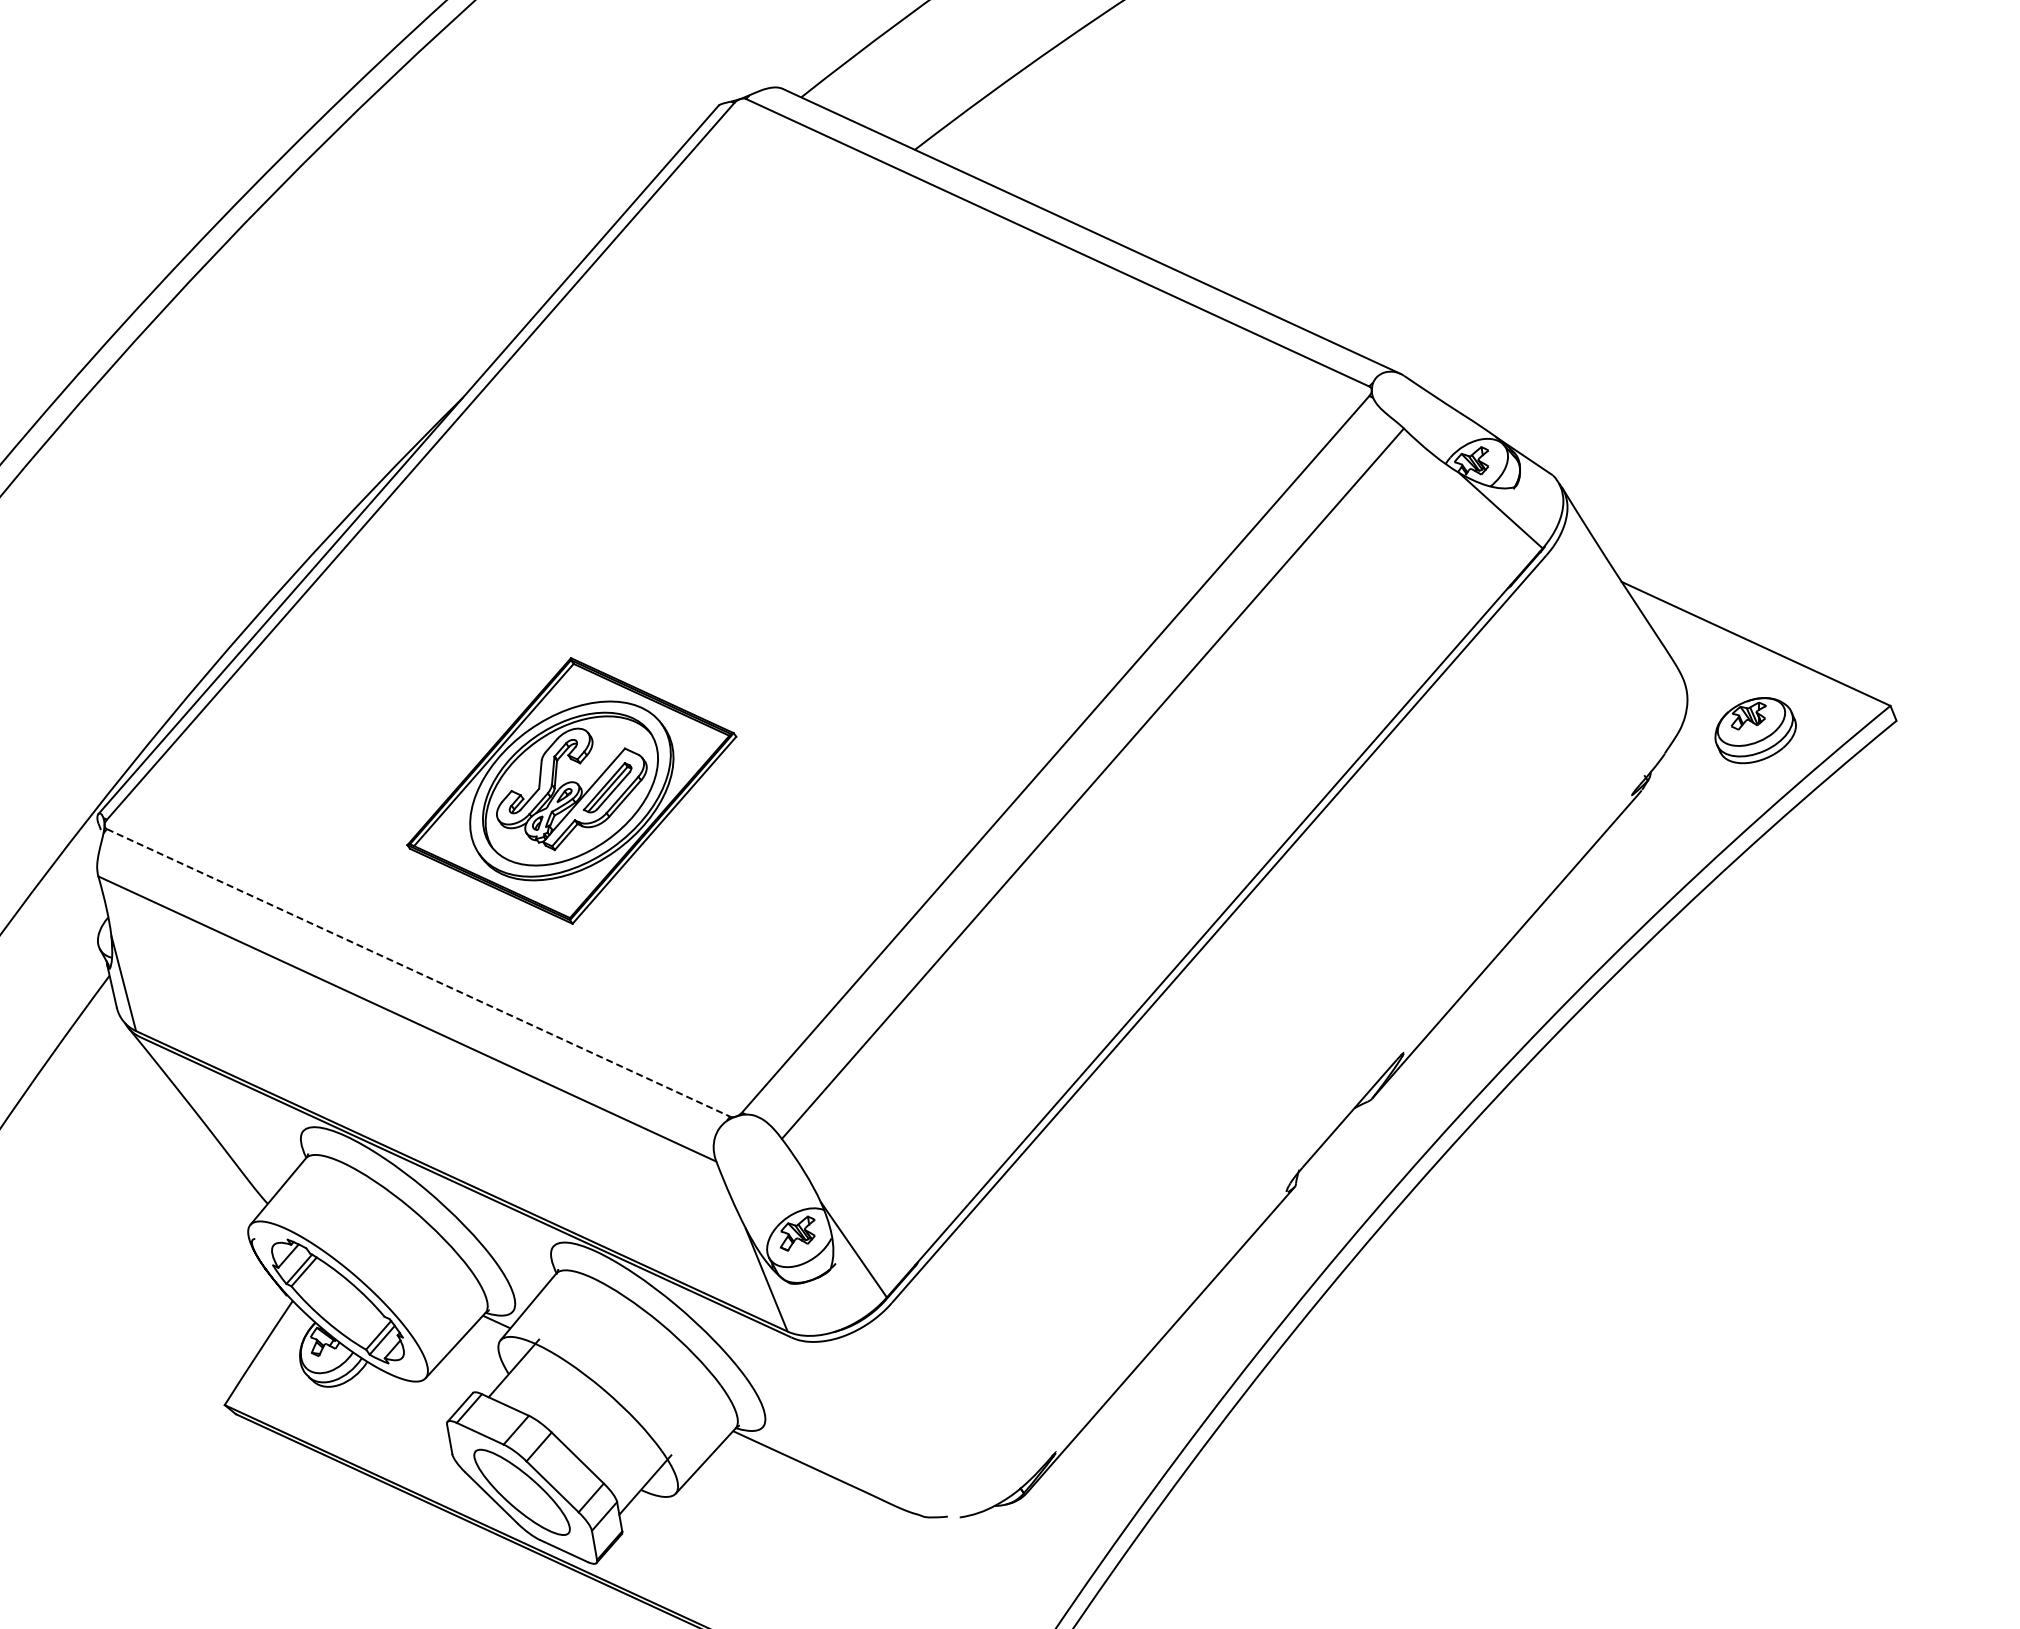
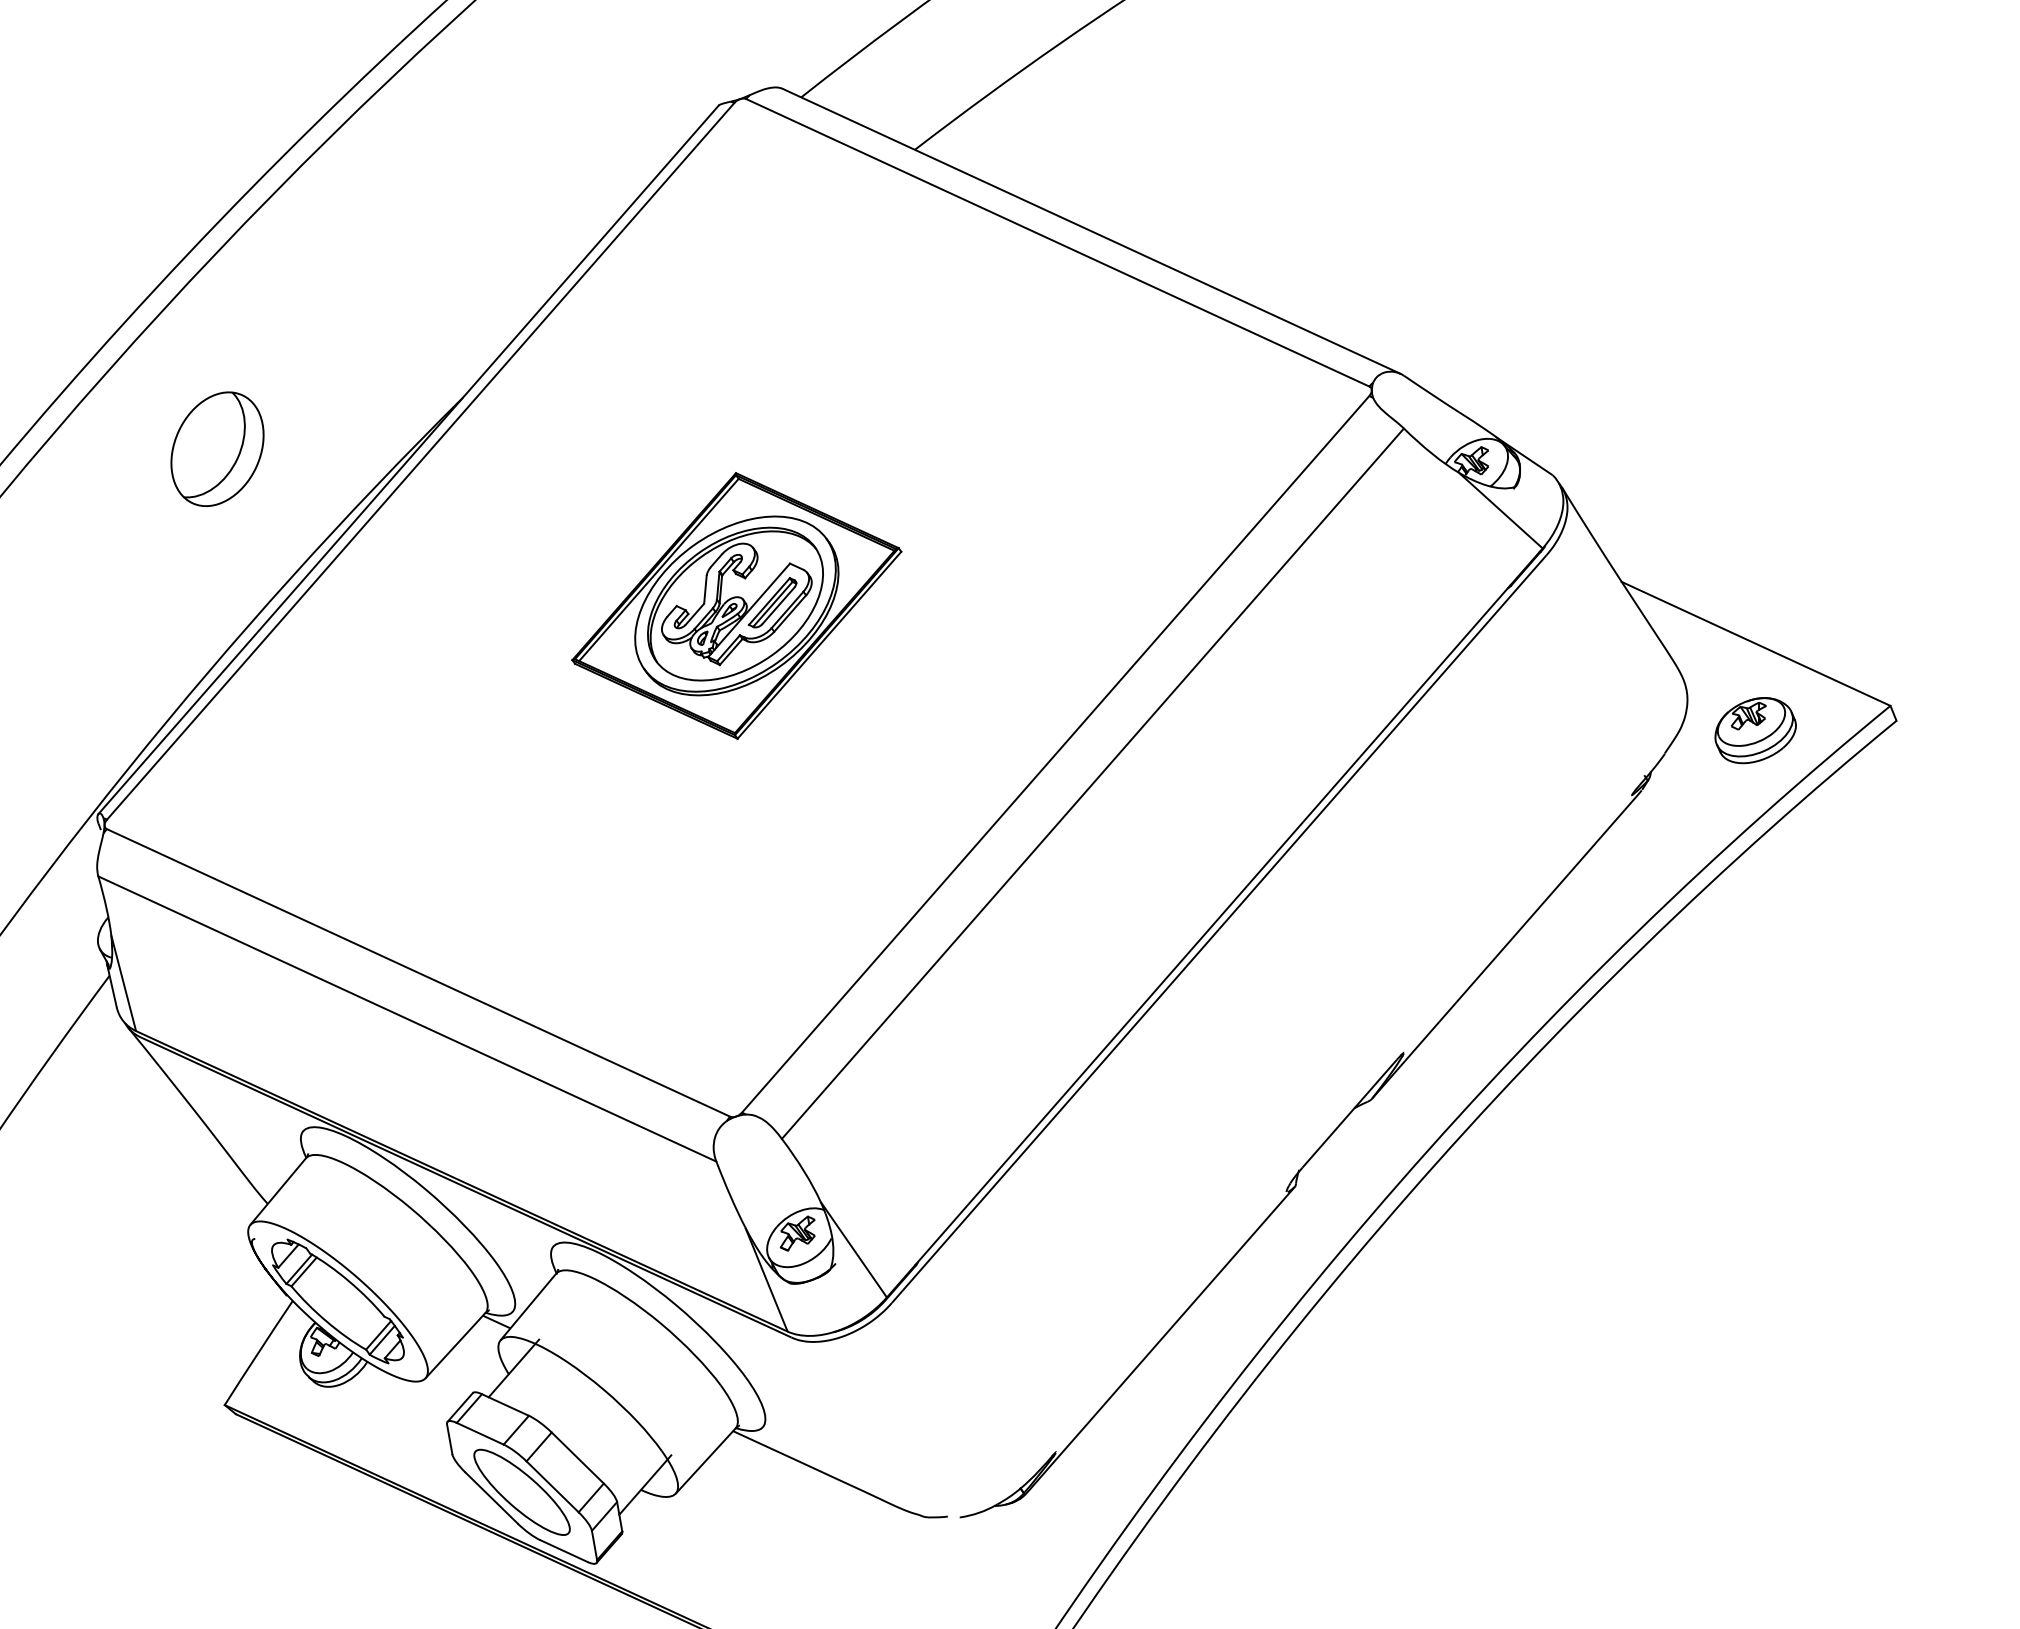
part: none -> present (217, 448)
part position: (571, 790) -> (736, 605) (736, 605)
line: dashed -> solid (419, 973)
